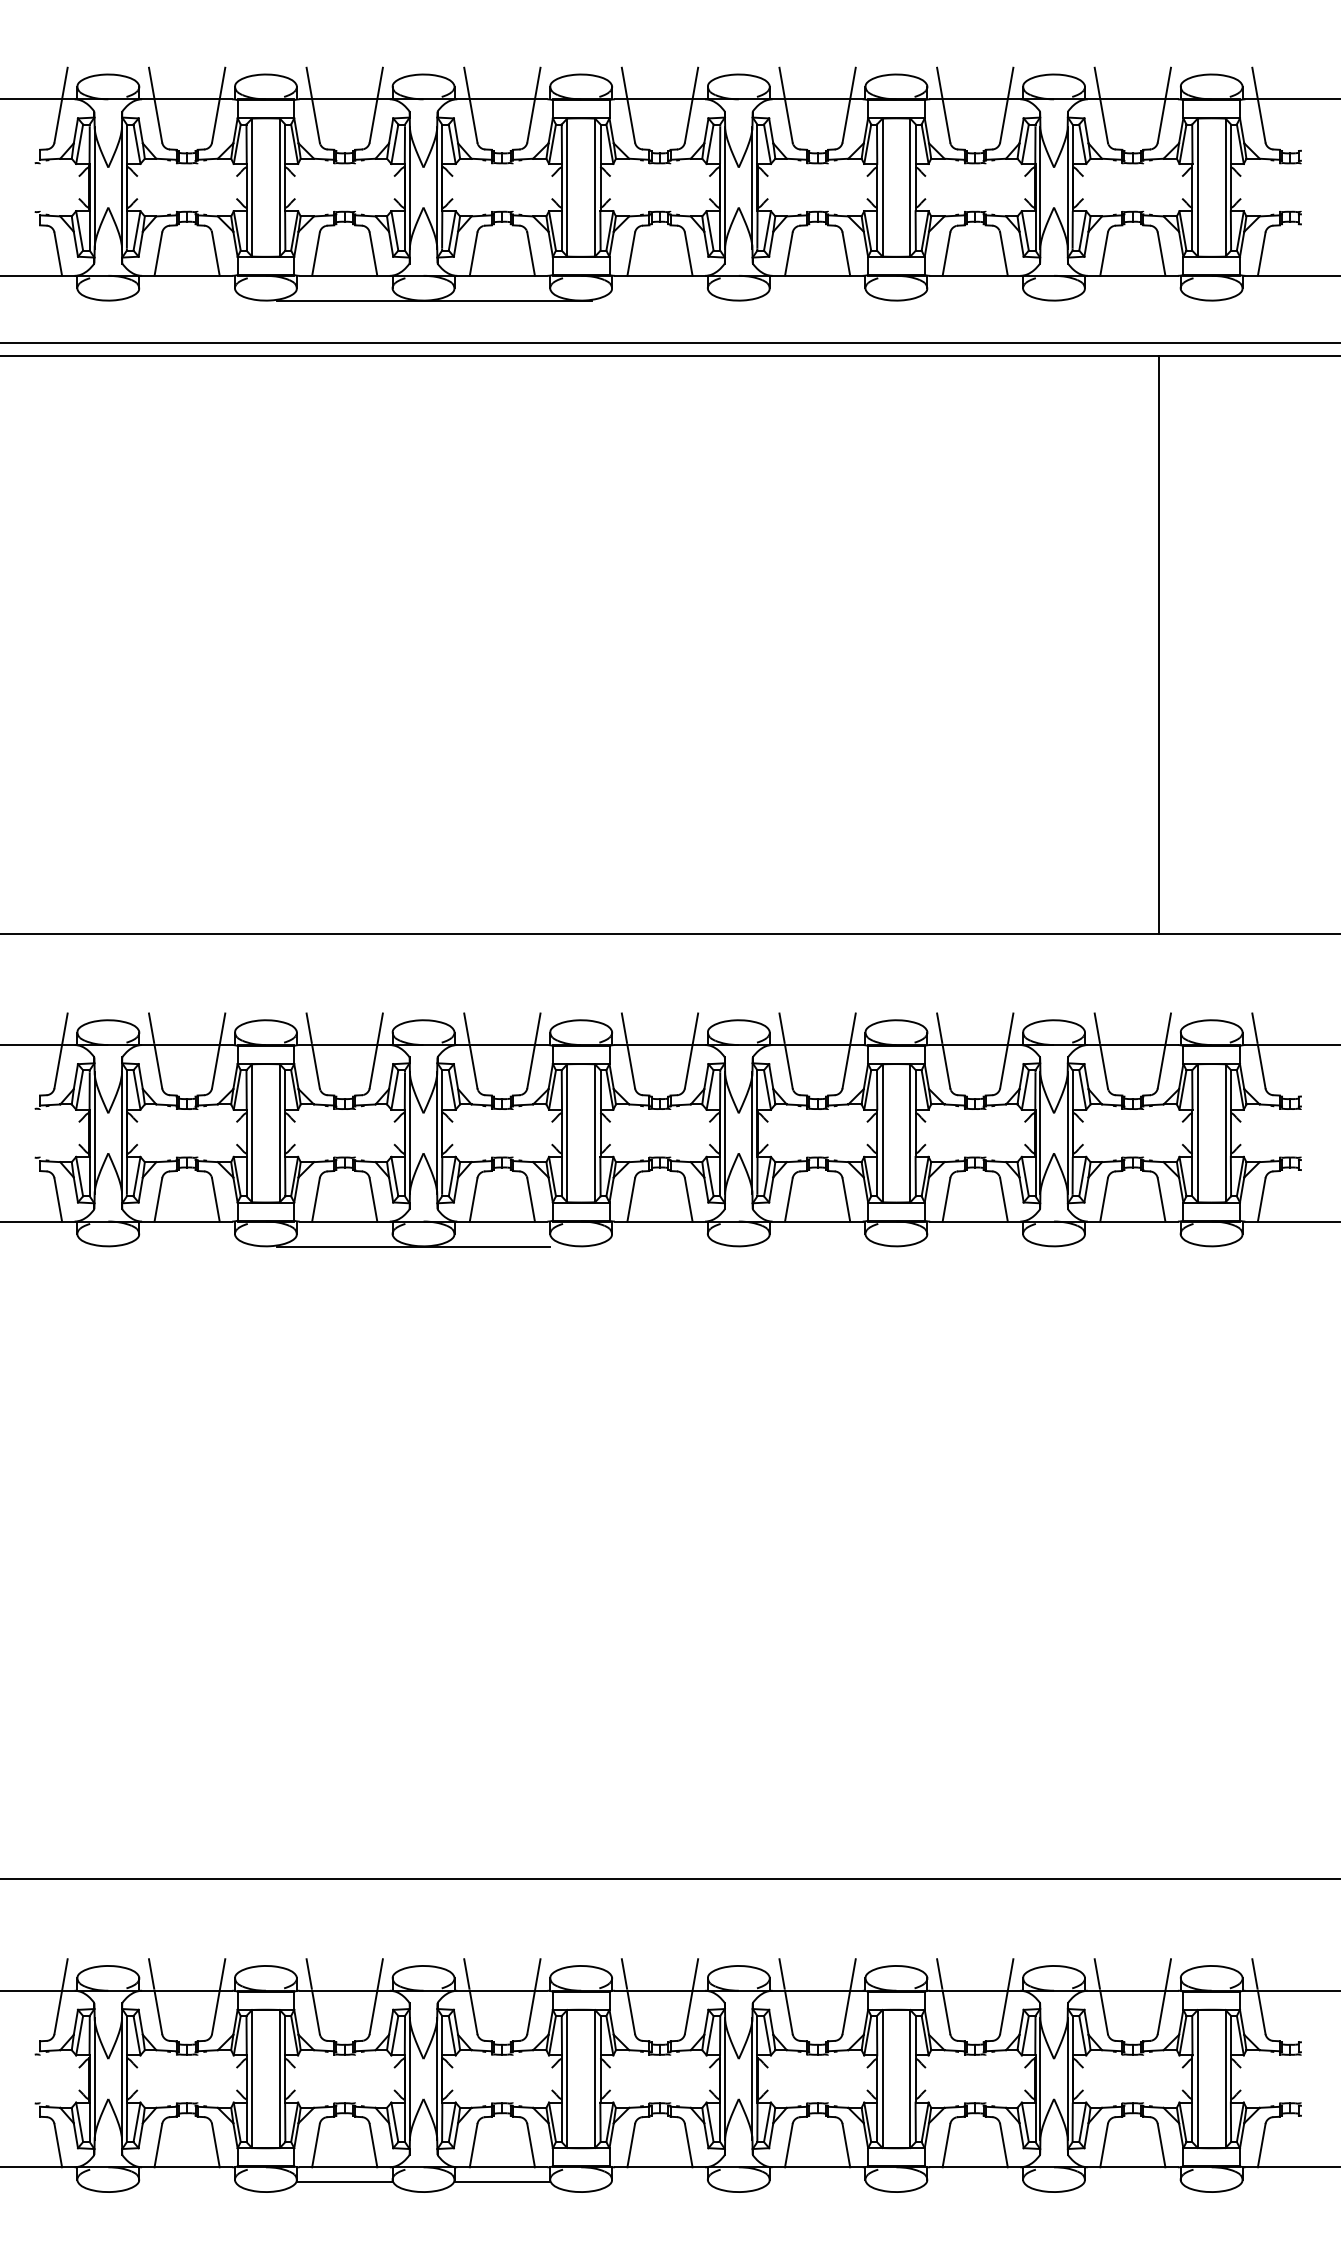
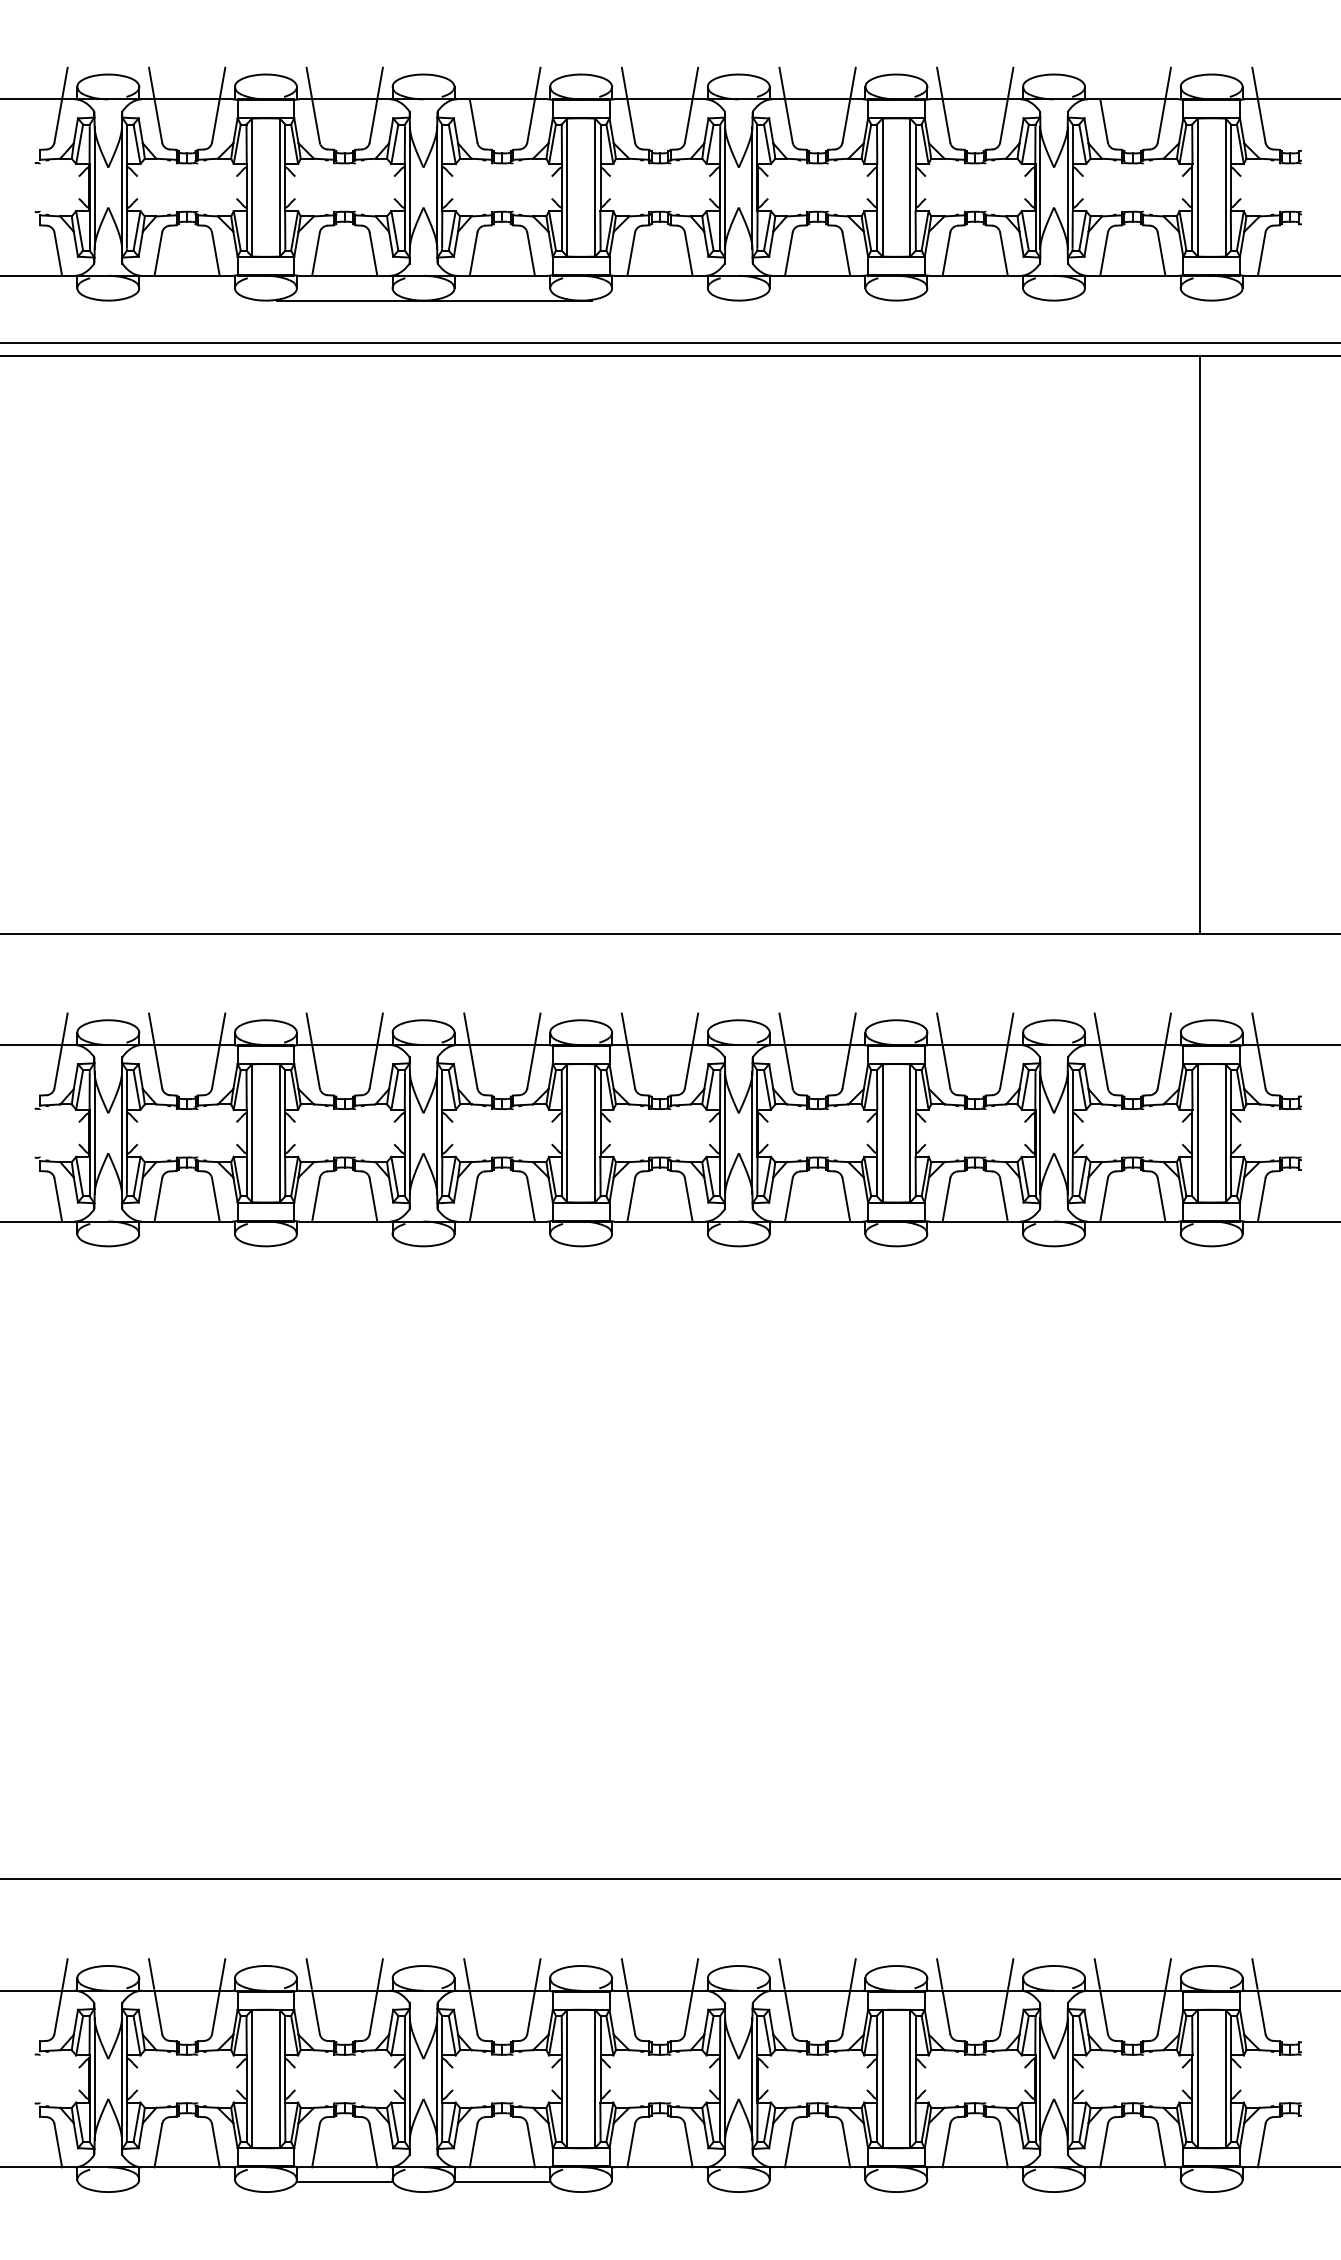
line: present -> none (466, 82)
line: present -> none (1096, 82)
line position: (1159, 644) -> (1200, 644) (1200, 644)
line: present -> none (413, 1246)
